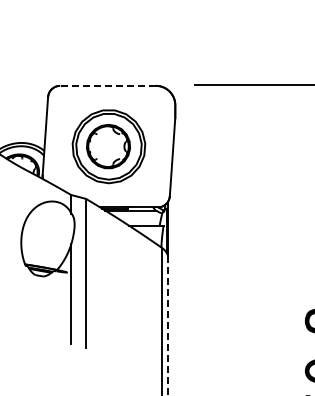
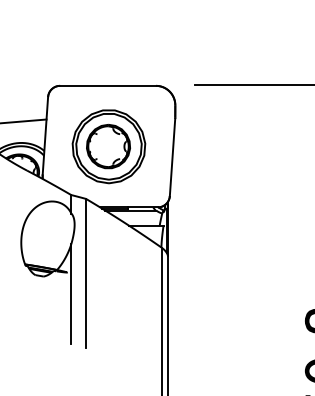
line: dashed -> solid (108, 85)
line: none -> present (24, 121)
line: dashed -> solid (167, 326)
